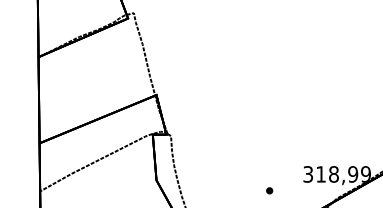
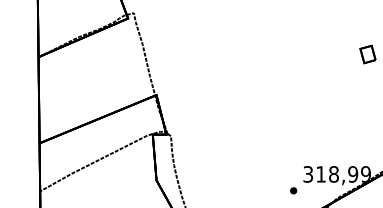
part: none -> present (367, 54)
part position: (269, 190) -> (293, 190) (293, 190)
